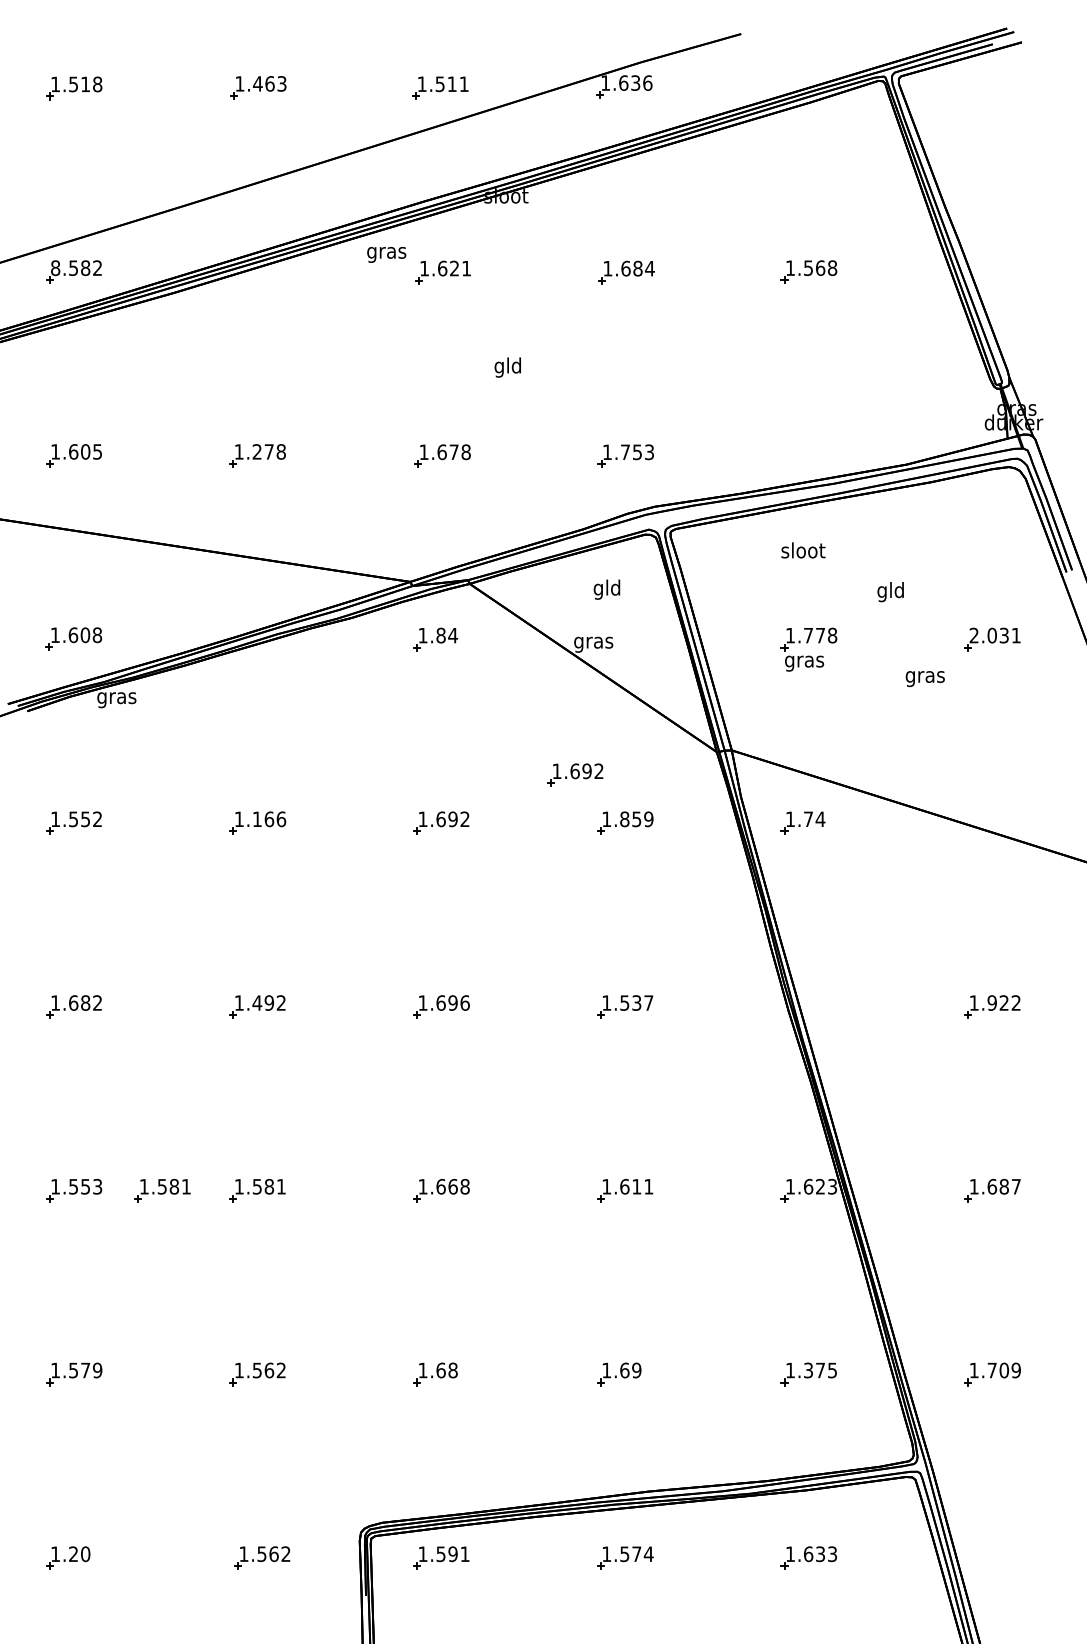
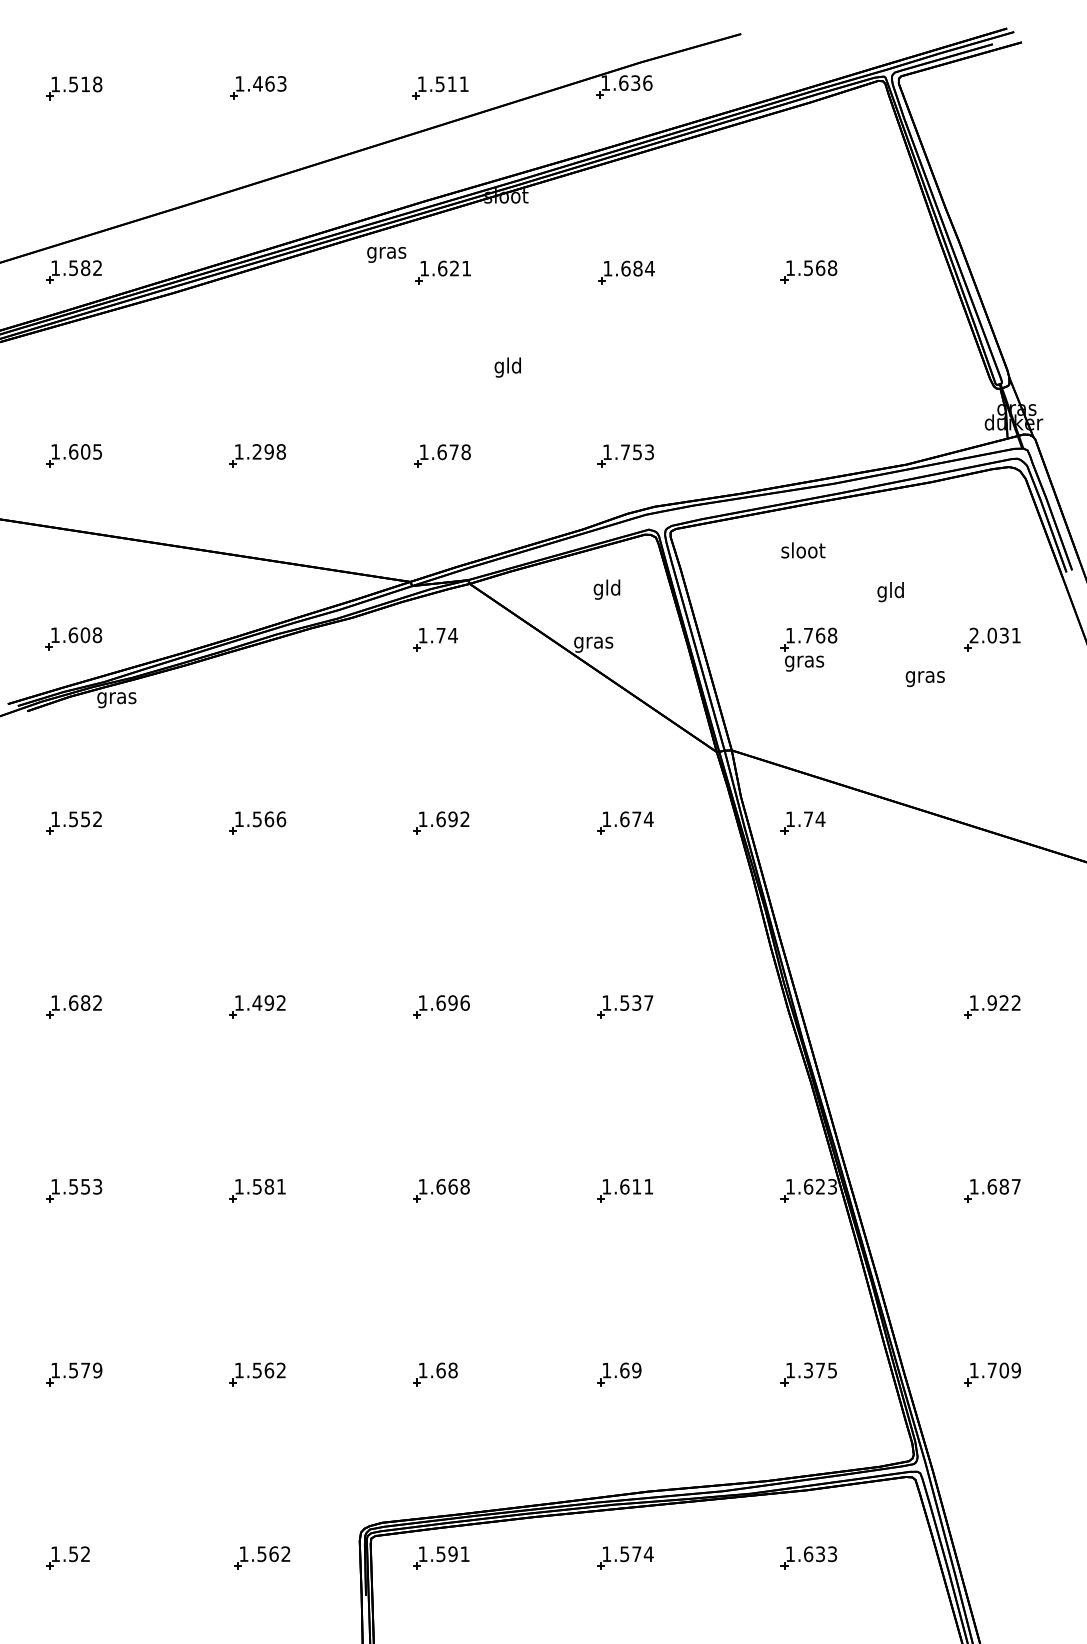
text: 8.582 -> 1.582 (55, 268)
text: 1.278 -> 1.298 (268, 451)
text: 1.84 -> 1.74 (440, 635)
text: 1.778 -> 1.768 (820, 635)
part: present -> none (575, 774)
text: 1.166 -> 1.566 (256, 819)
text: 1.859 -> 1.674 (636, 819)
part: present -> none (162, 1190)
text: 1.20 -> 1.52 (79, 1554)
